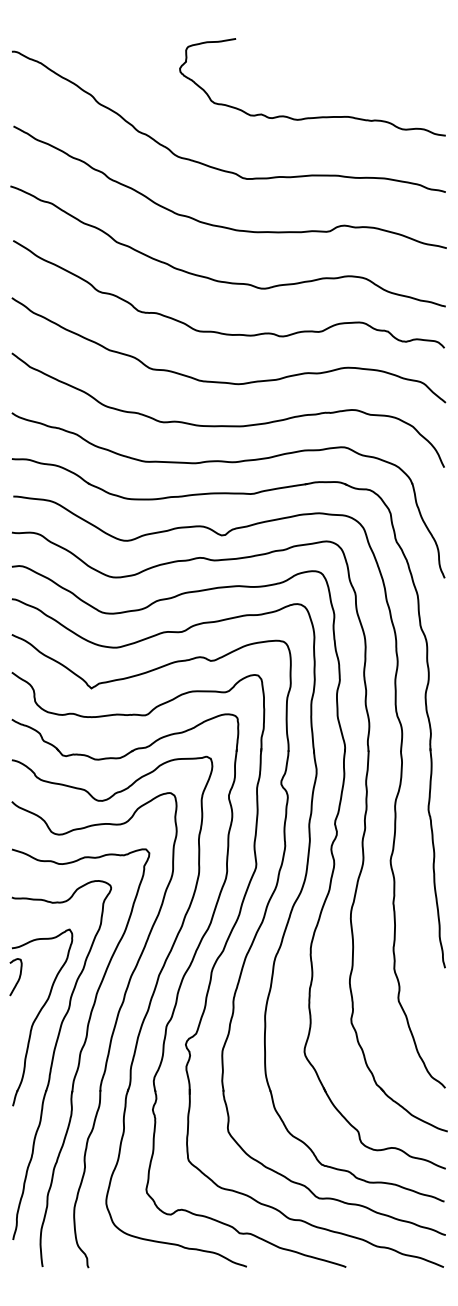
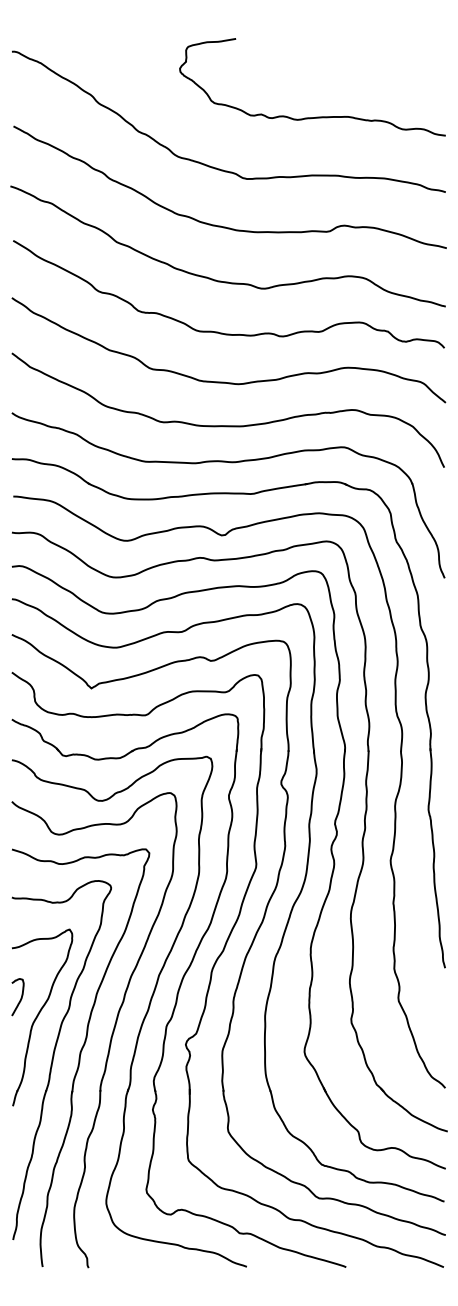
curve position: (18, 977) -> (20, 997) (20, 997)
